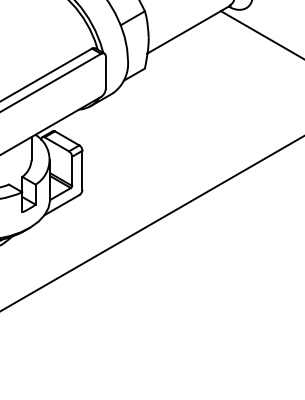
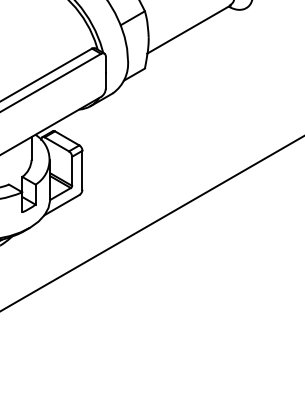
line: present -> none (260, 34)
